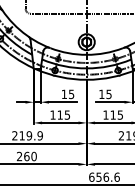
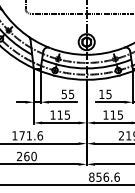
text: 15 -> 55 (63, 94)
text: 219.9 -> 171.6 (27, 135)
text: 656.6 -> 856.6 (91, 176)
